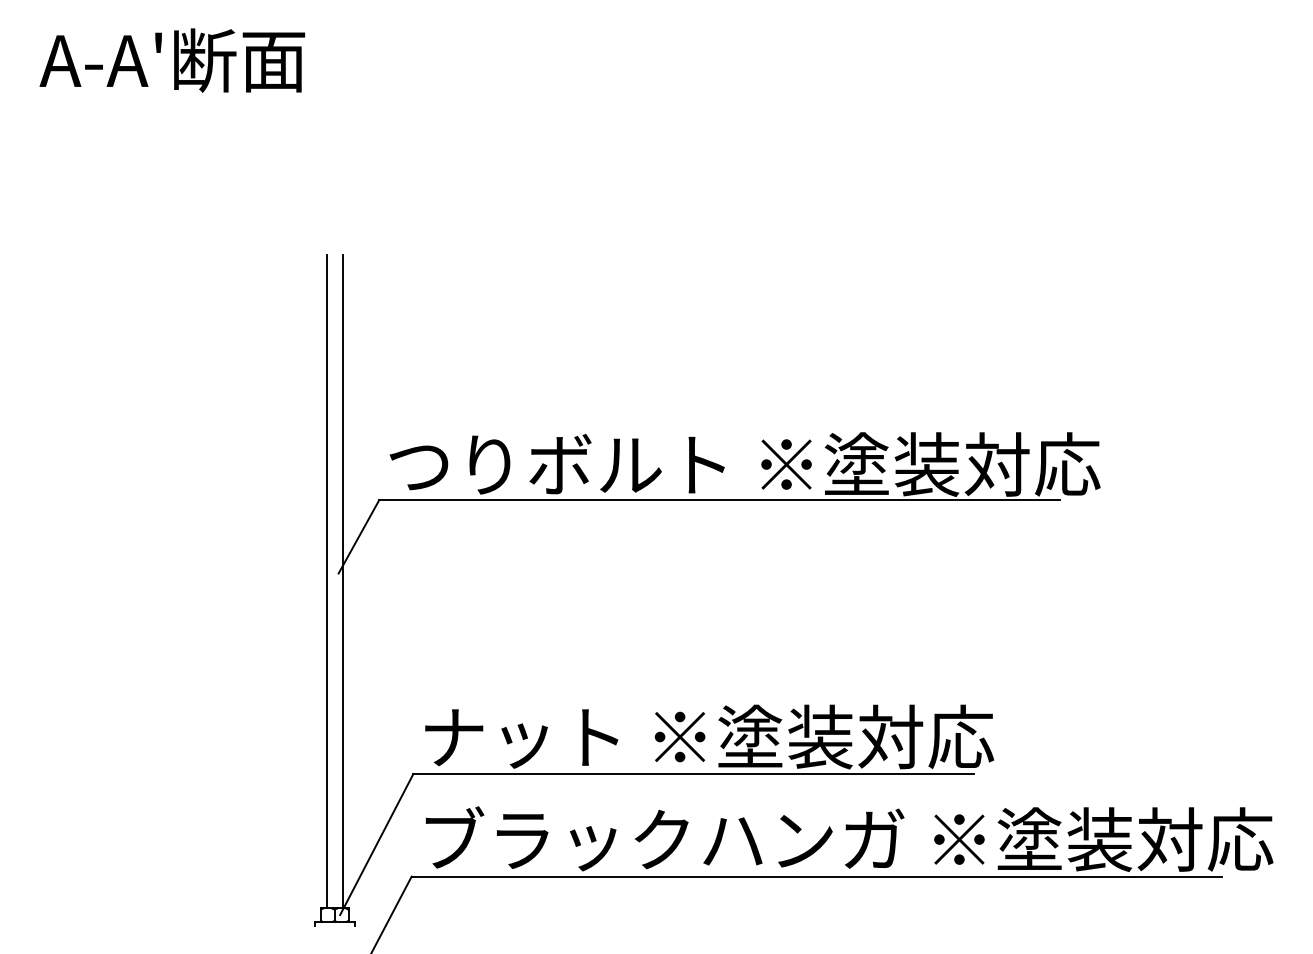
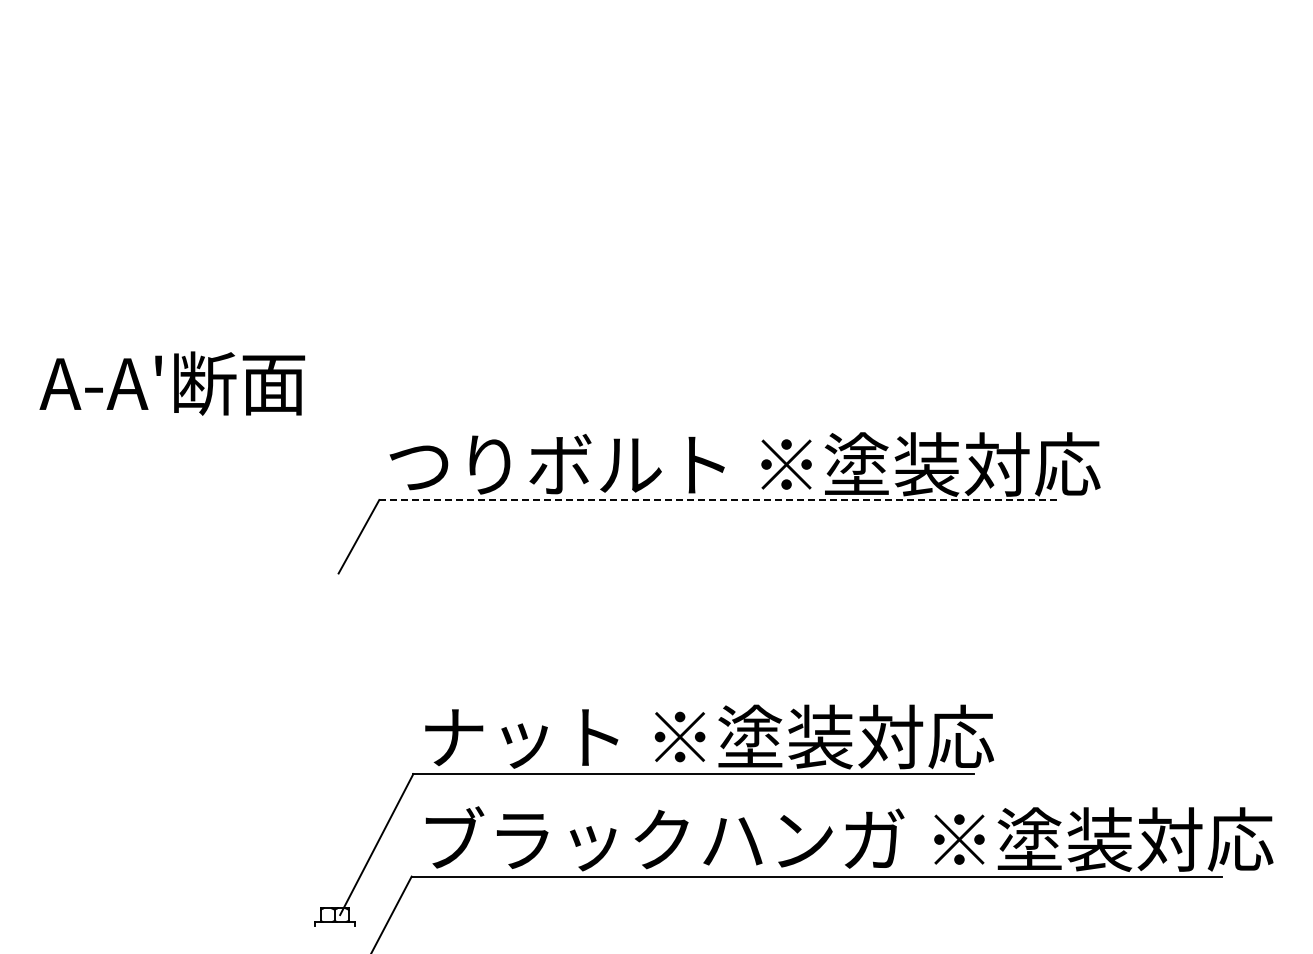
text position: (172, 60) -> (172, 383) (172, 383)
line: solid -> dashed (720, 500)
line: present -> none (327, 581)
line: present -> none (342, 581)
